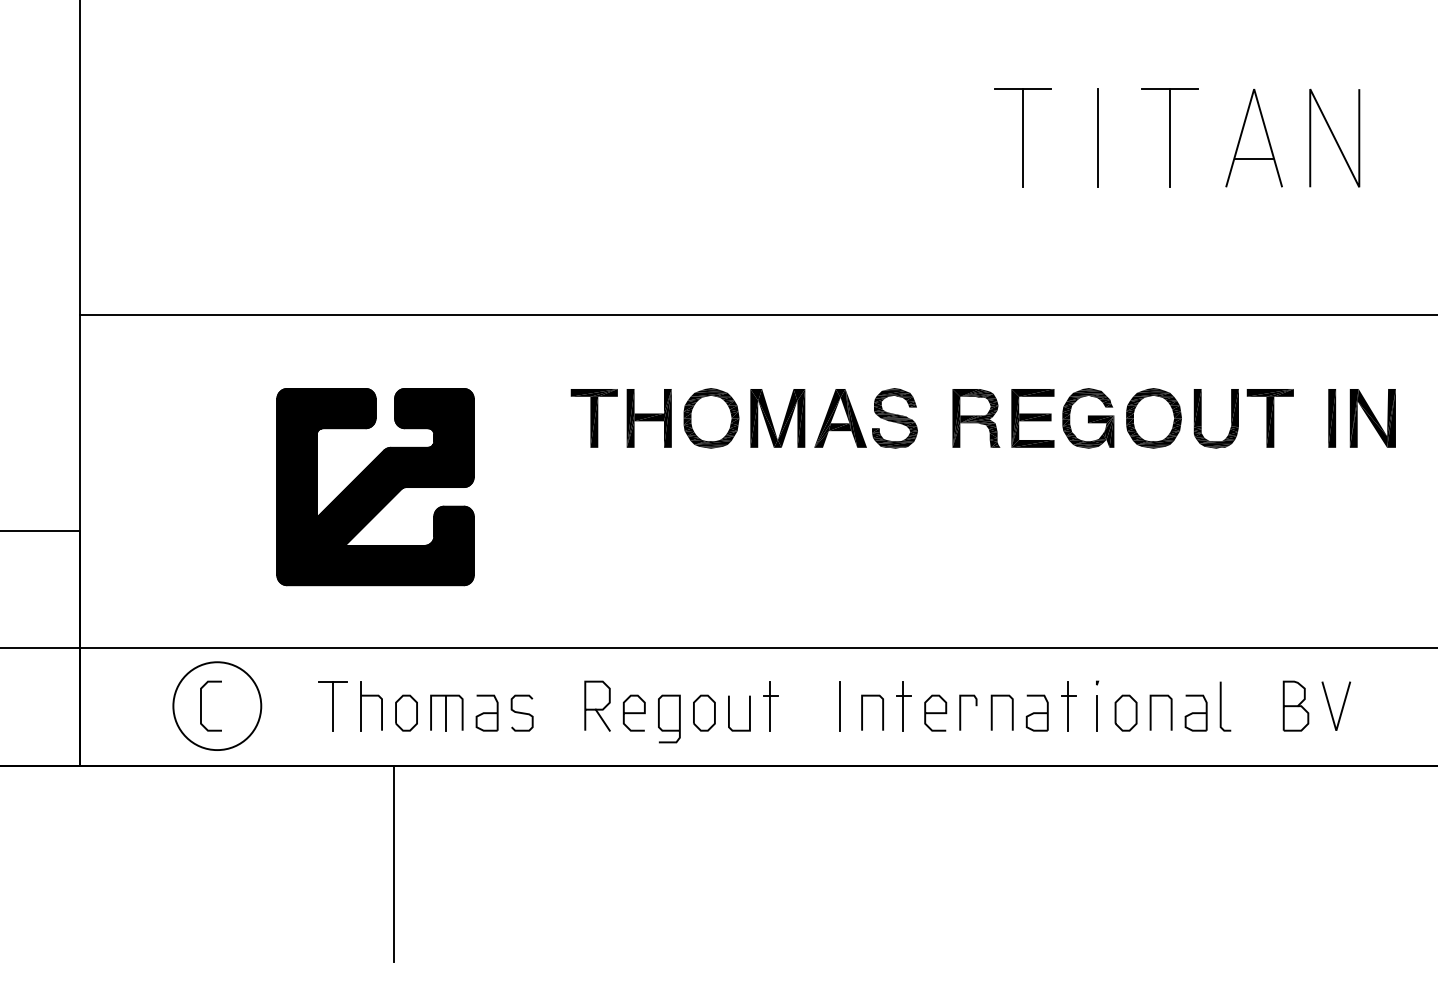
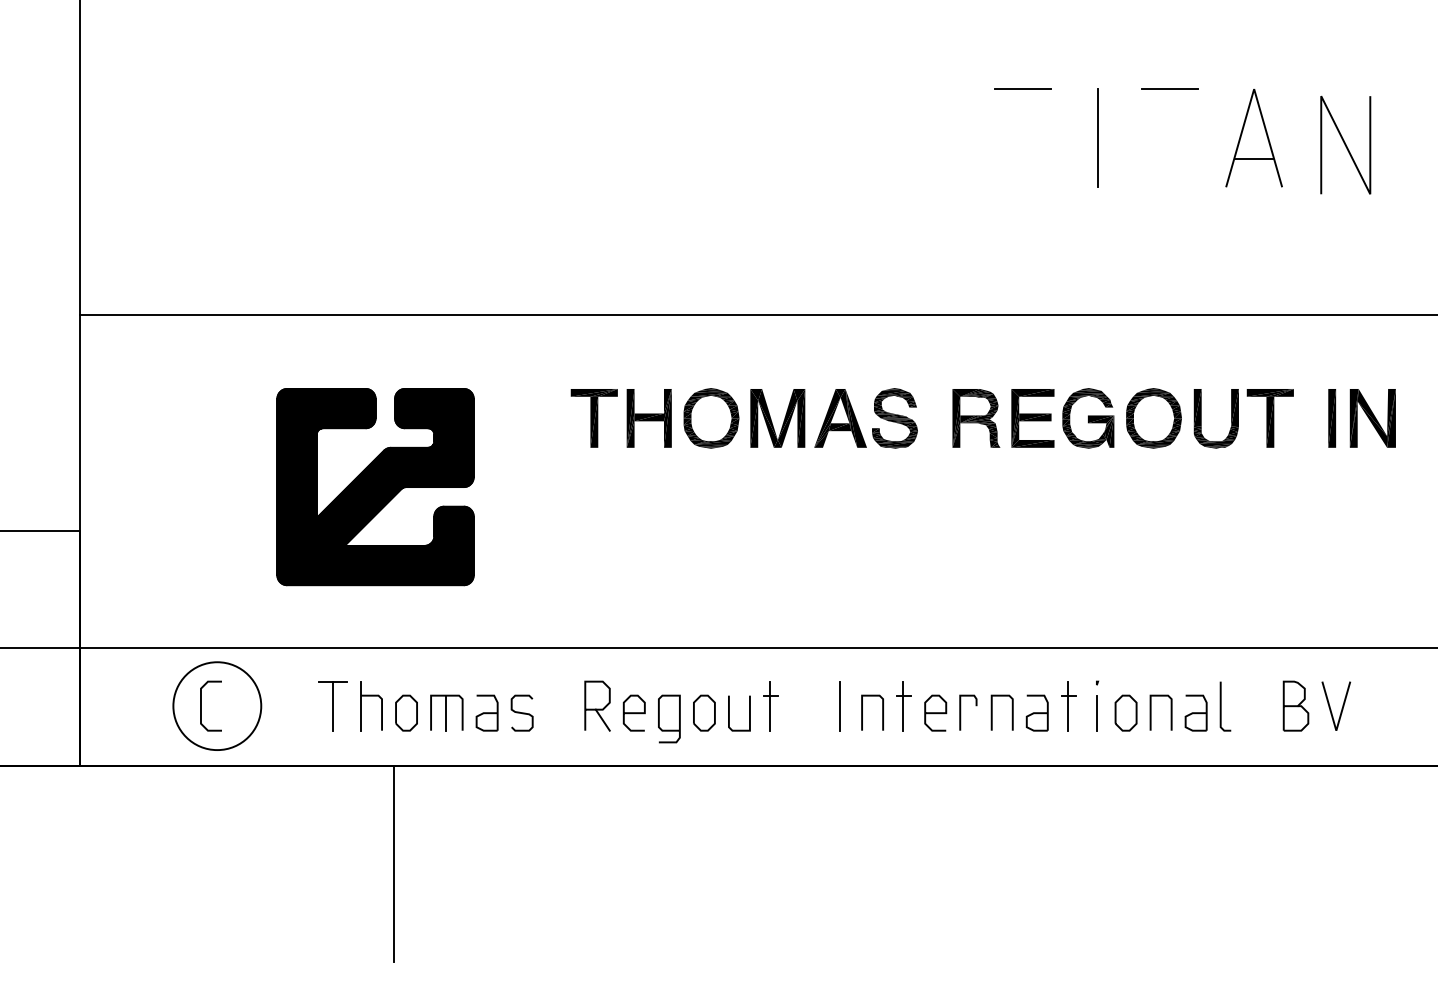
line position: (1334, 137) -> (1345, 144) (1345, 144)
line: present -> none (1022, 138)
line: present -> none (1170, 138)
